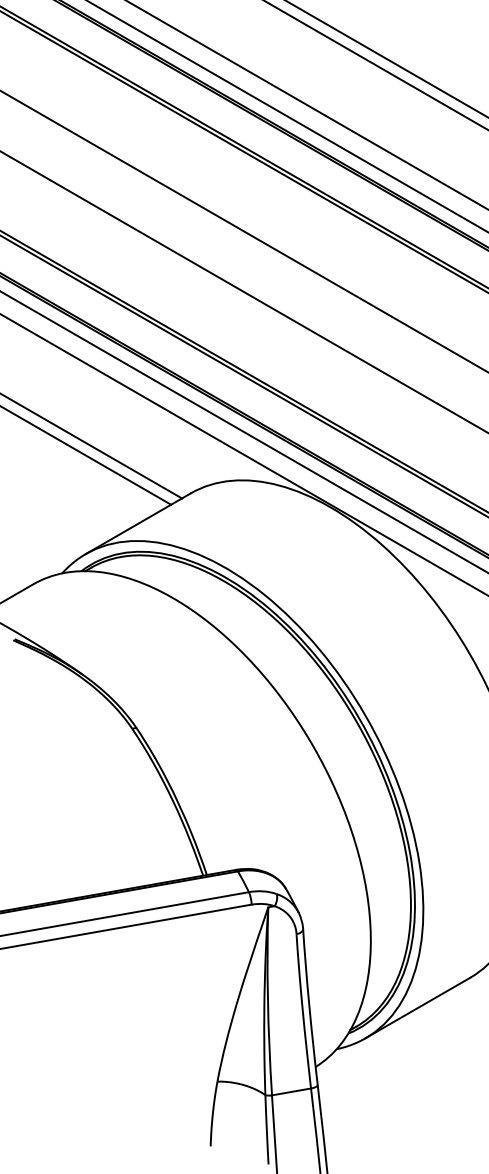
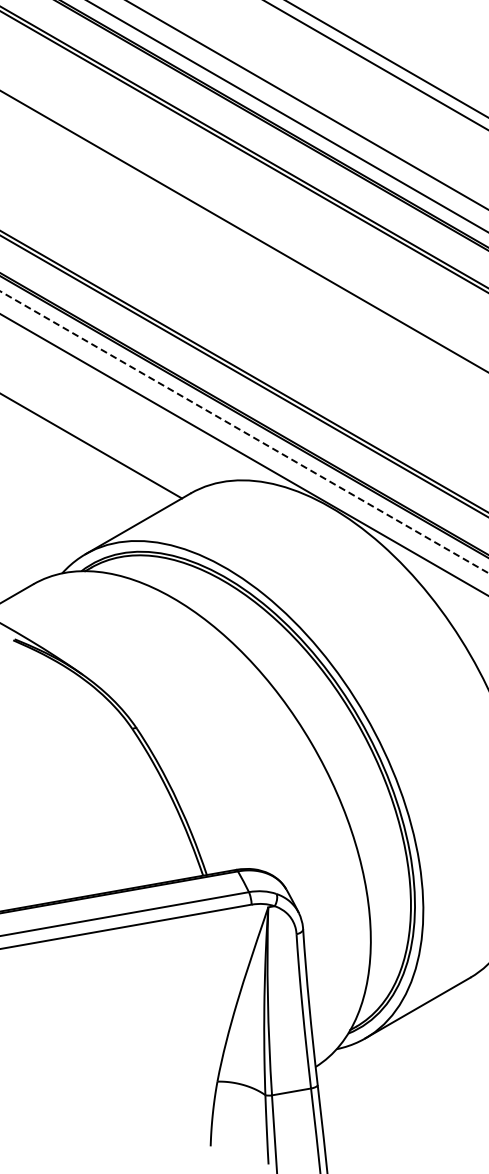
line: present -> none (243, 291)
line: solid -> dashed (244, 432)
line: present -> none (86, 455)
